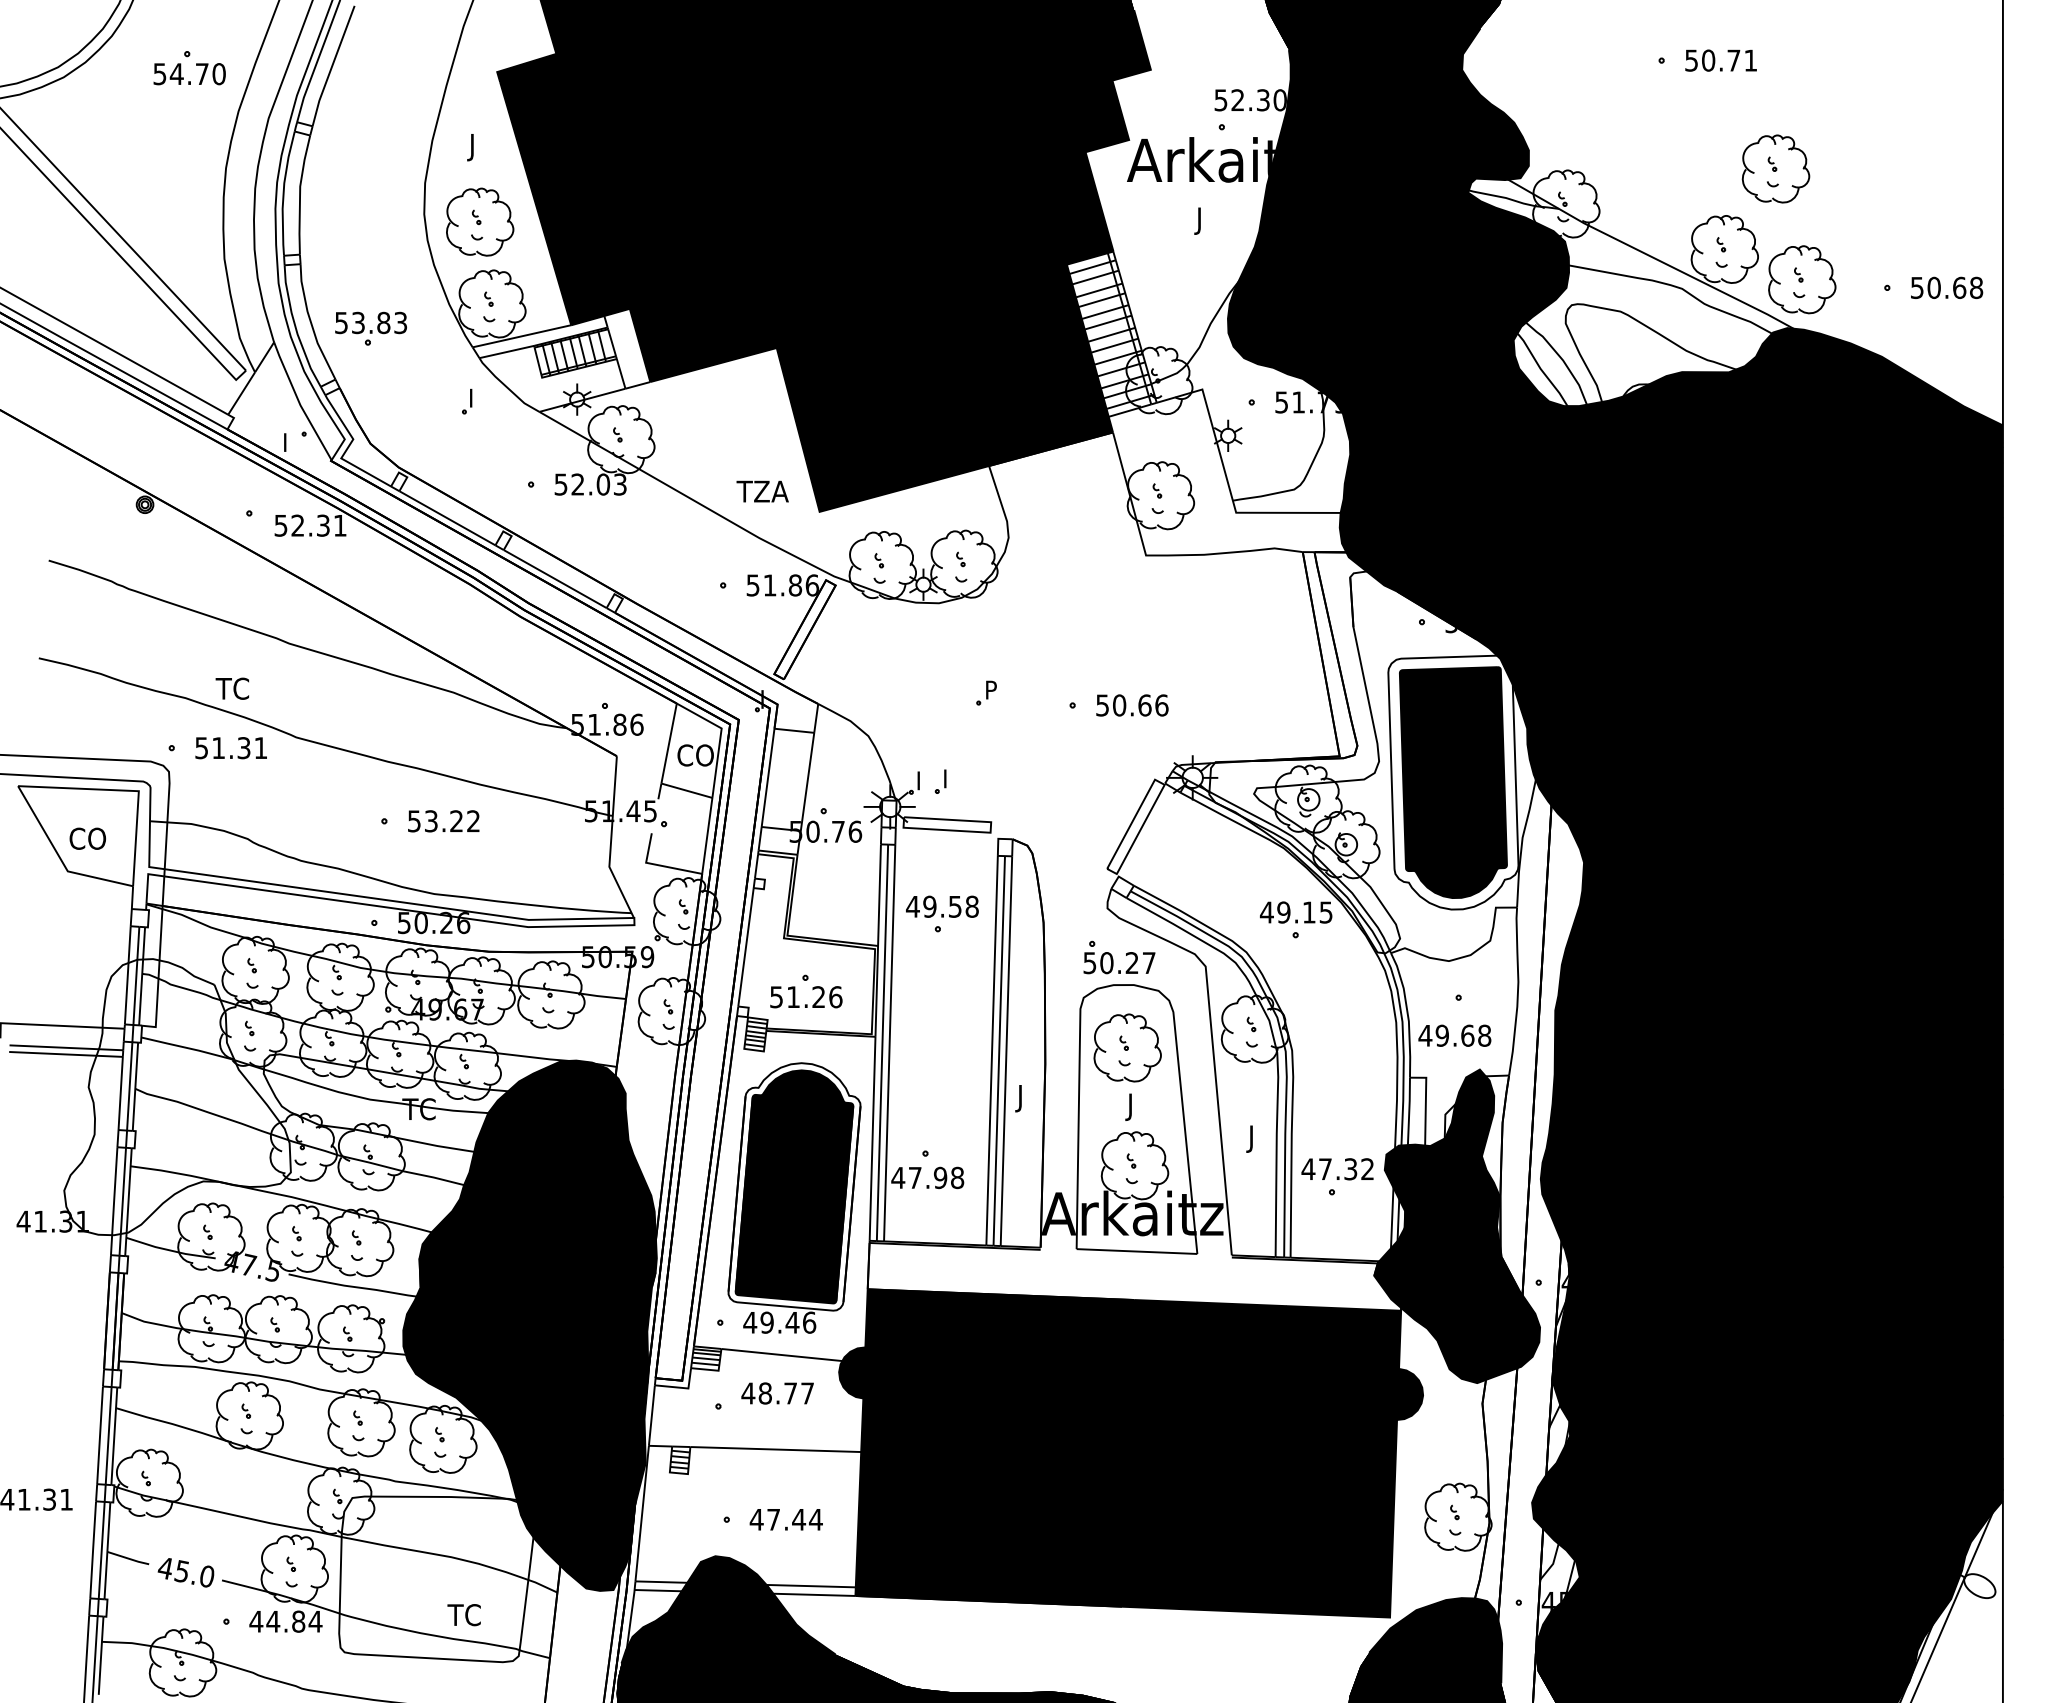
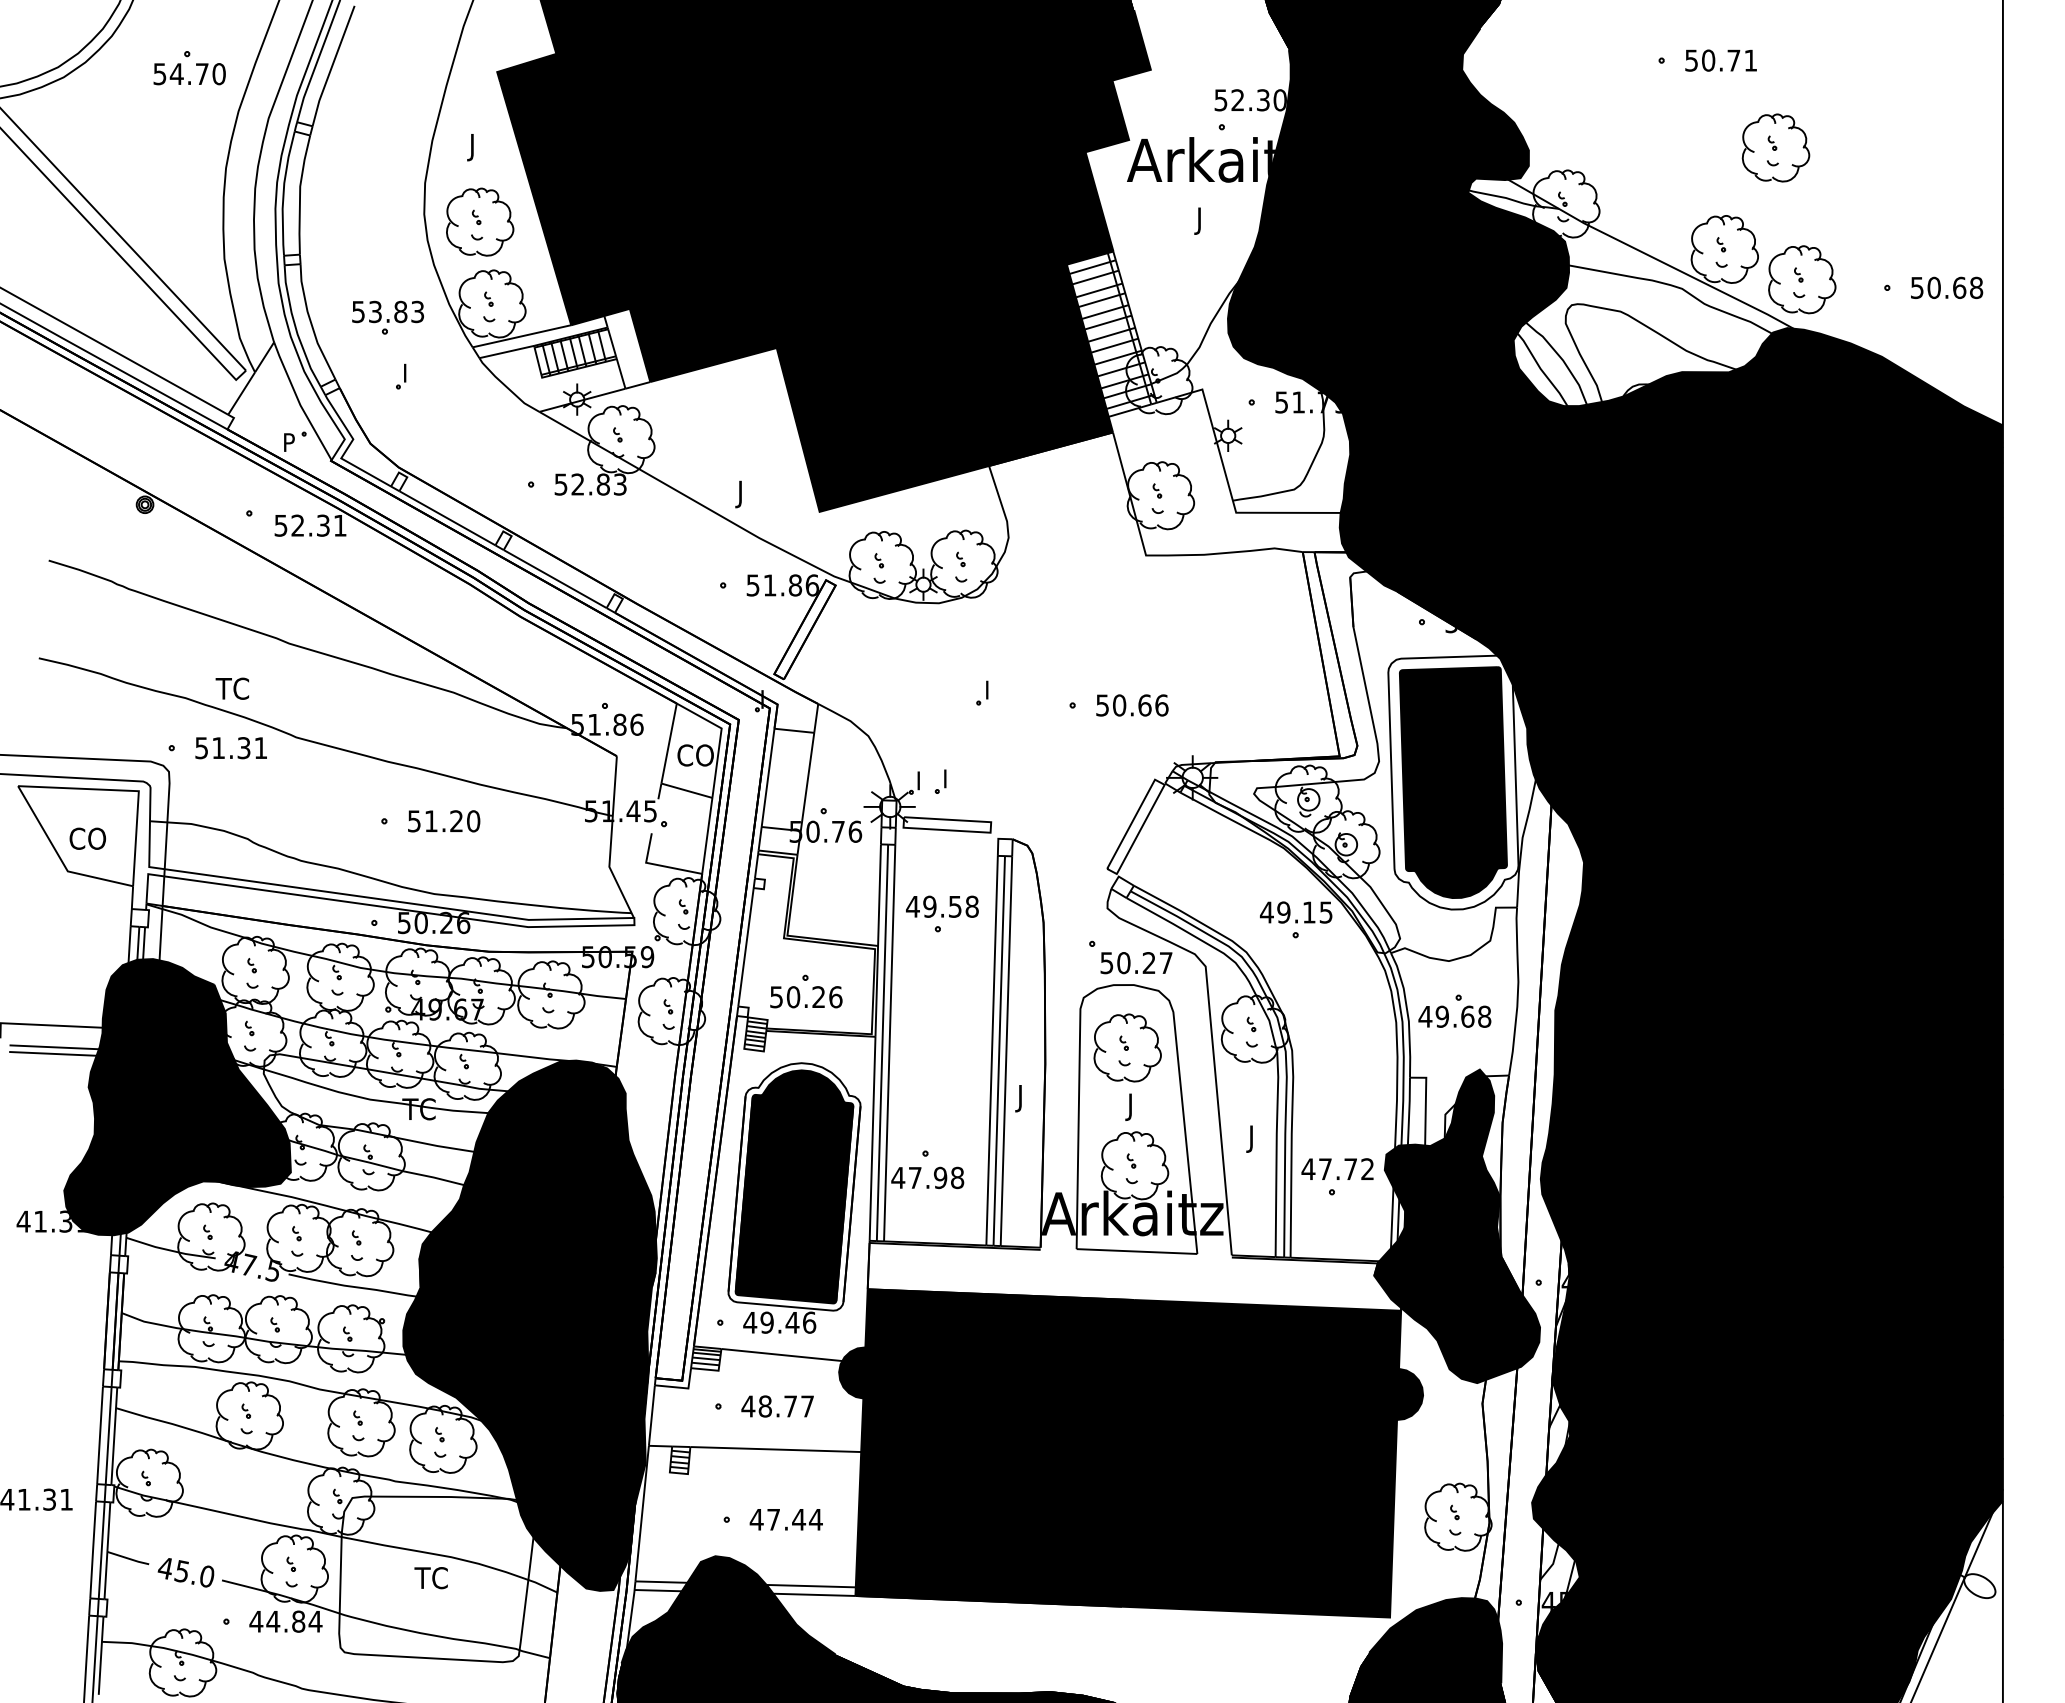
part position: (1775, 168) -> (1775, 147) (1775, 147)
part position: (370, 328) -> (387, 317) (387, 317)
part position: (467, 401) -> (401, 376) (401, 376)
text: I -> P (290, 438)
text: 52.03 -> 52.83 (603, 484)
text: TZA -> J (761, 494)
text: P -> I (992, 685)
text: 53.22 -> 51.20 (452, 821)
text position: (1119, 963) -> (1136, 963) (1136, 963)
text: 51.26 -> 50.26 (793, 997)
text position: (1454, 1035) -> (1454, 1016) (1454, 1016)
fill: none -> present (177, 1097)
text: 47.32 -> 47.72 (1350, 1169)
text position: (777, 1393) -> (777, 1406) (777, 1406)
text position: (463, 1615) -> (430, 1578) (430, 1578)
